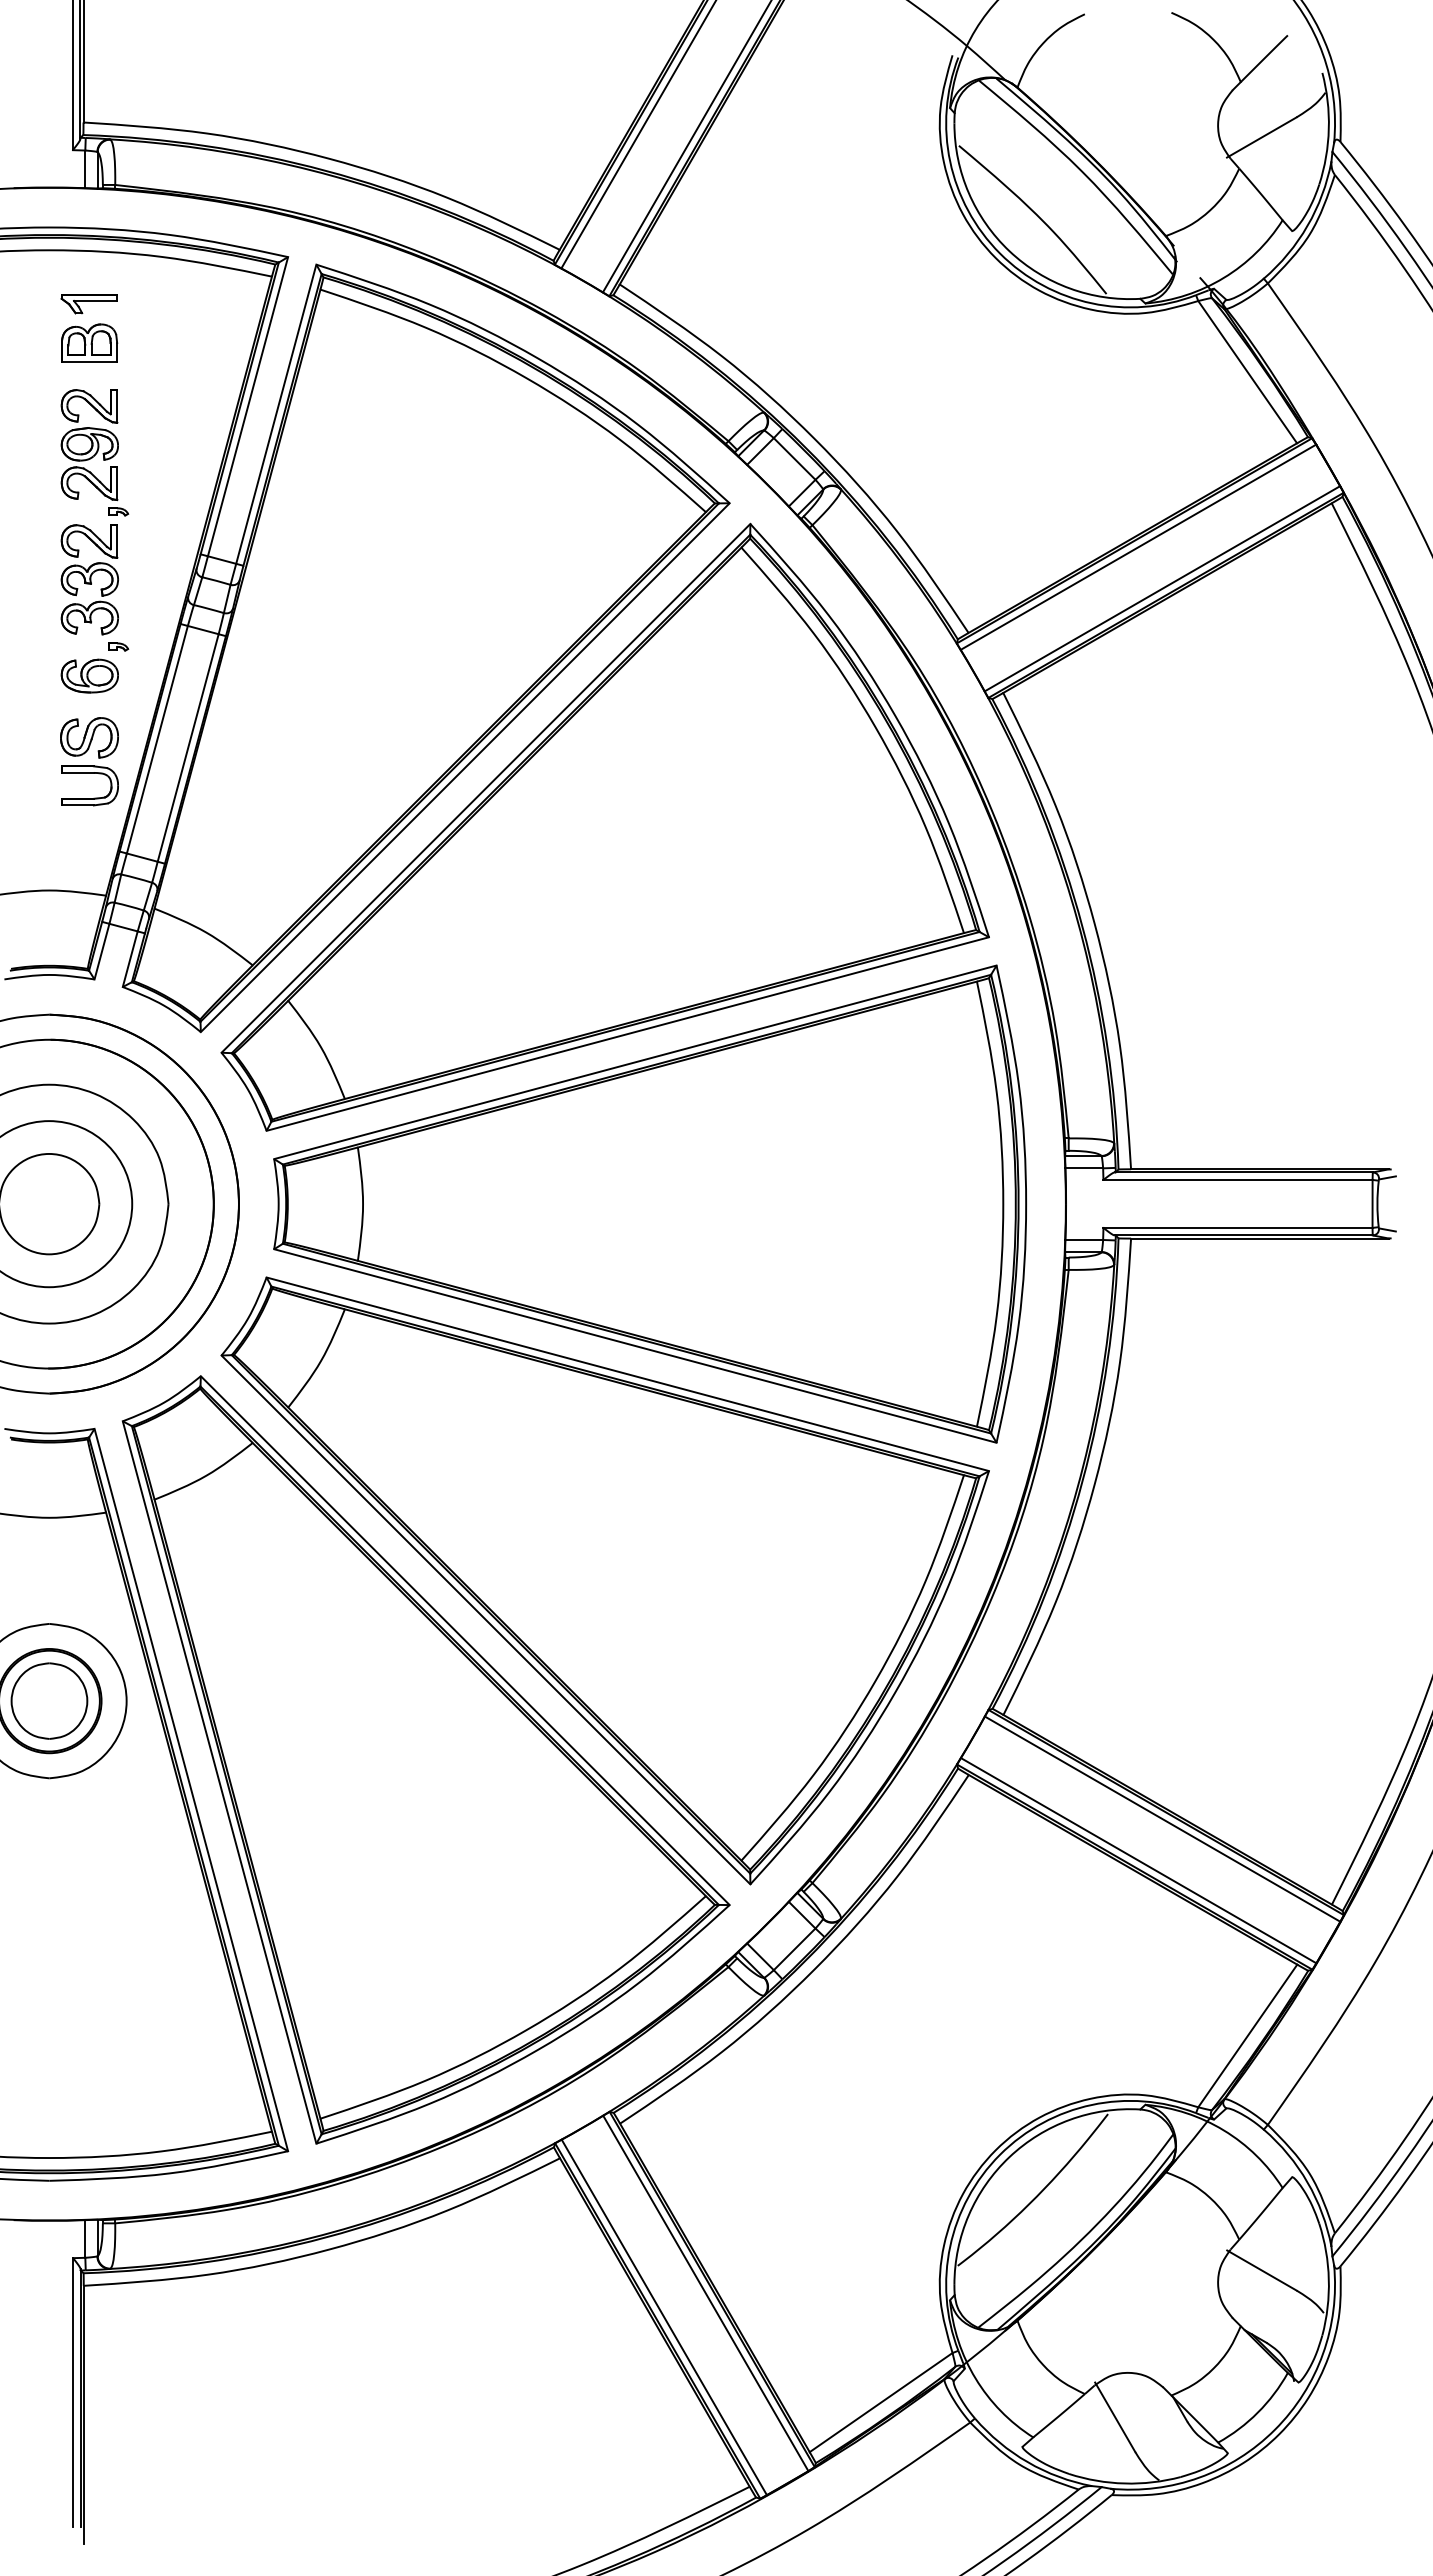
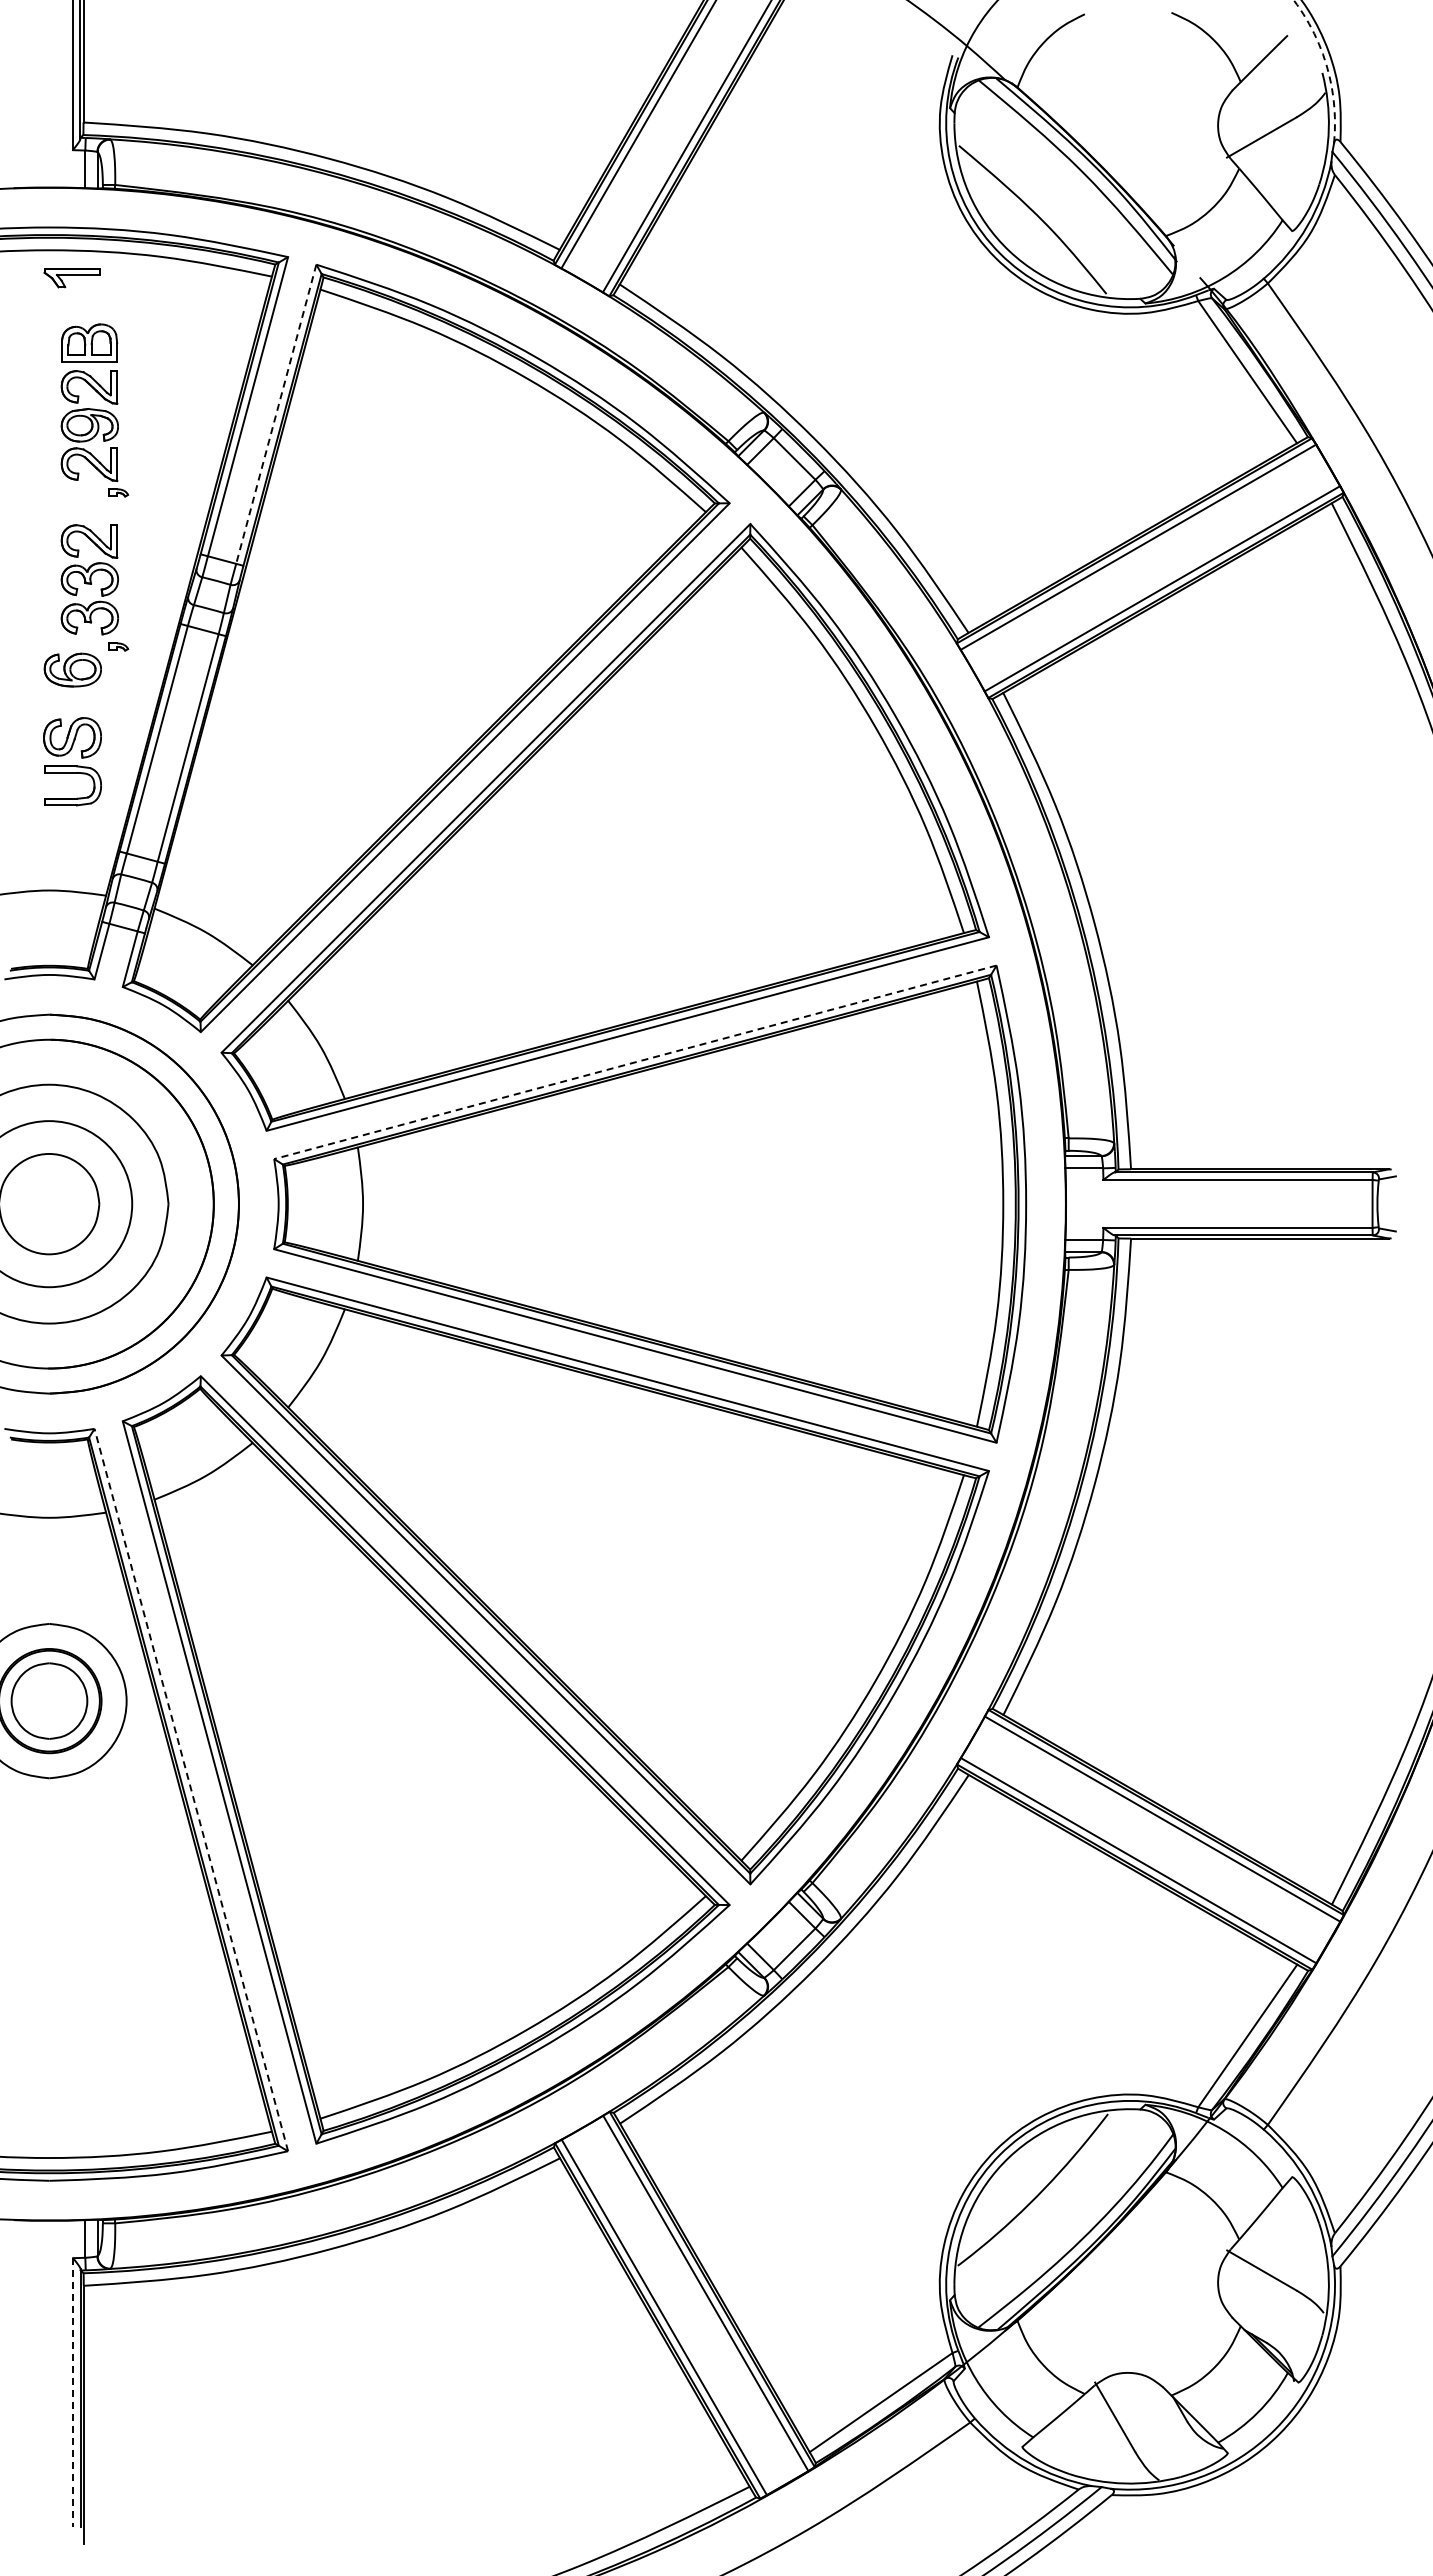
arc: solid -> dashed (1326, 66)
part position: (88, 304) -> (71, 278) (71, 278)
line: solid -> dashed (276, 414)
part position: (94, 452) -> (94, 433) (94, 433)
part position: (89, 675) -> (72, 669) (72, 669)
part position: (89, 761) -> (72, 761) (72, 761)
line: solid -> dashed (635, 1062)
line: solid -> dashed (191, 1790)
line: solid -> dashed (73, 2392)
